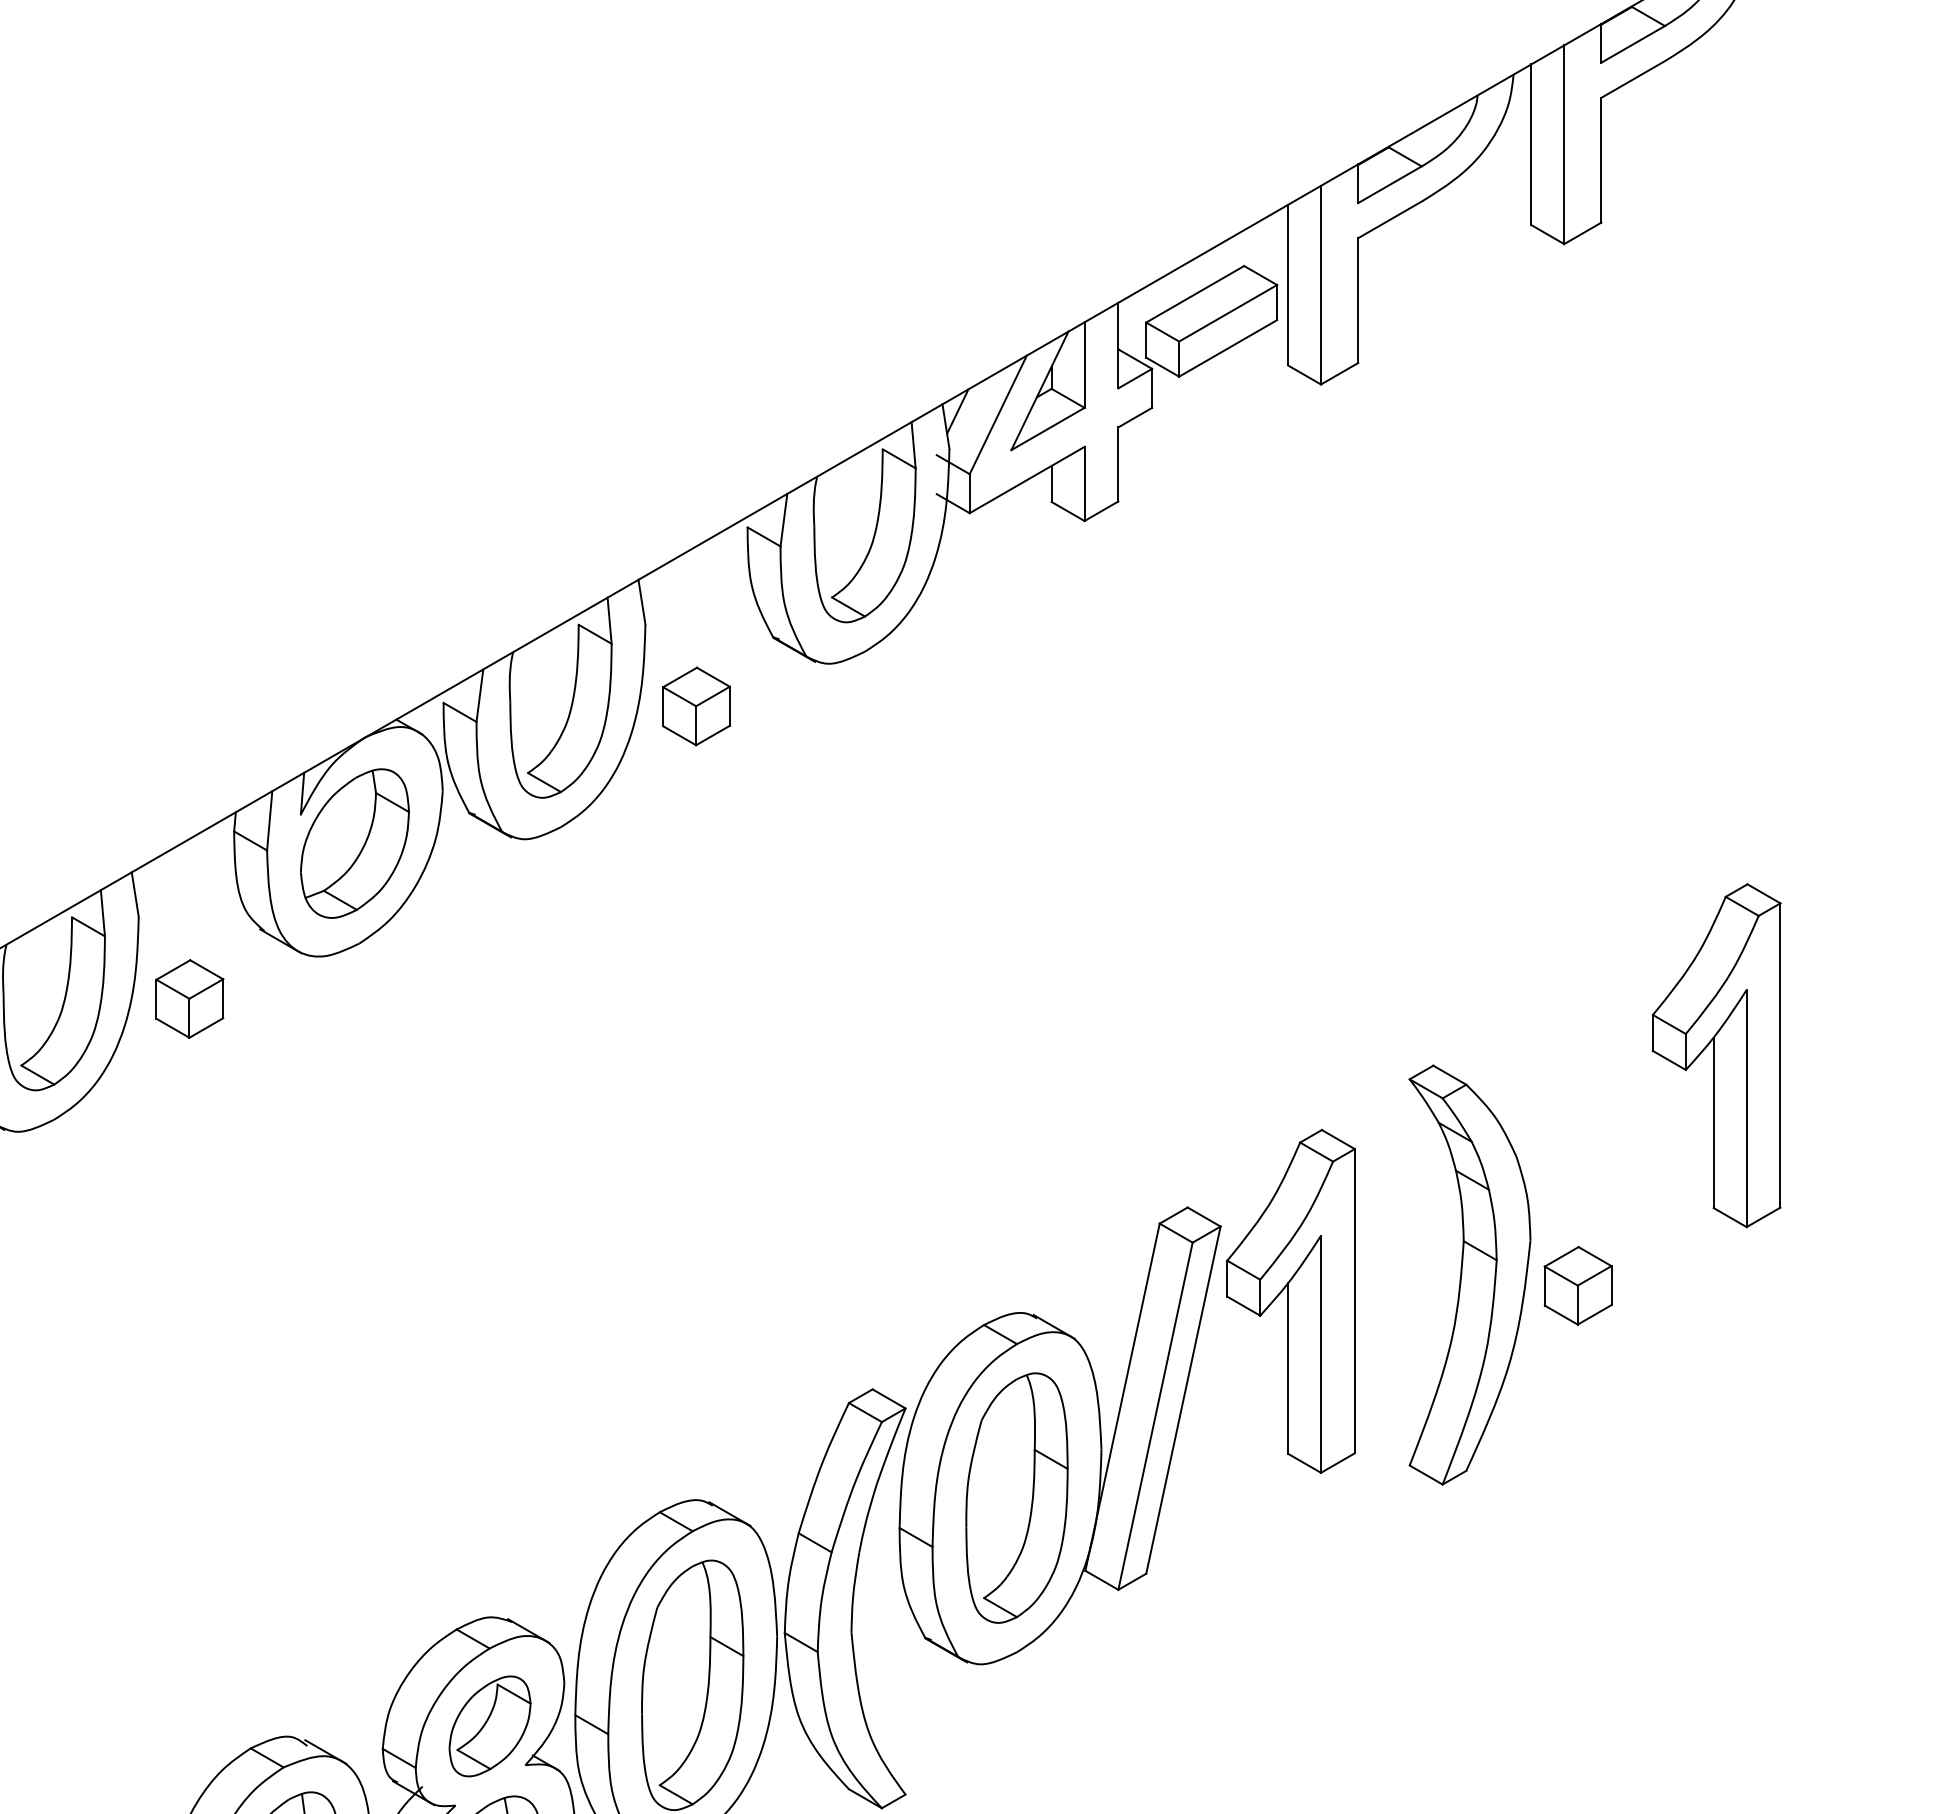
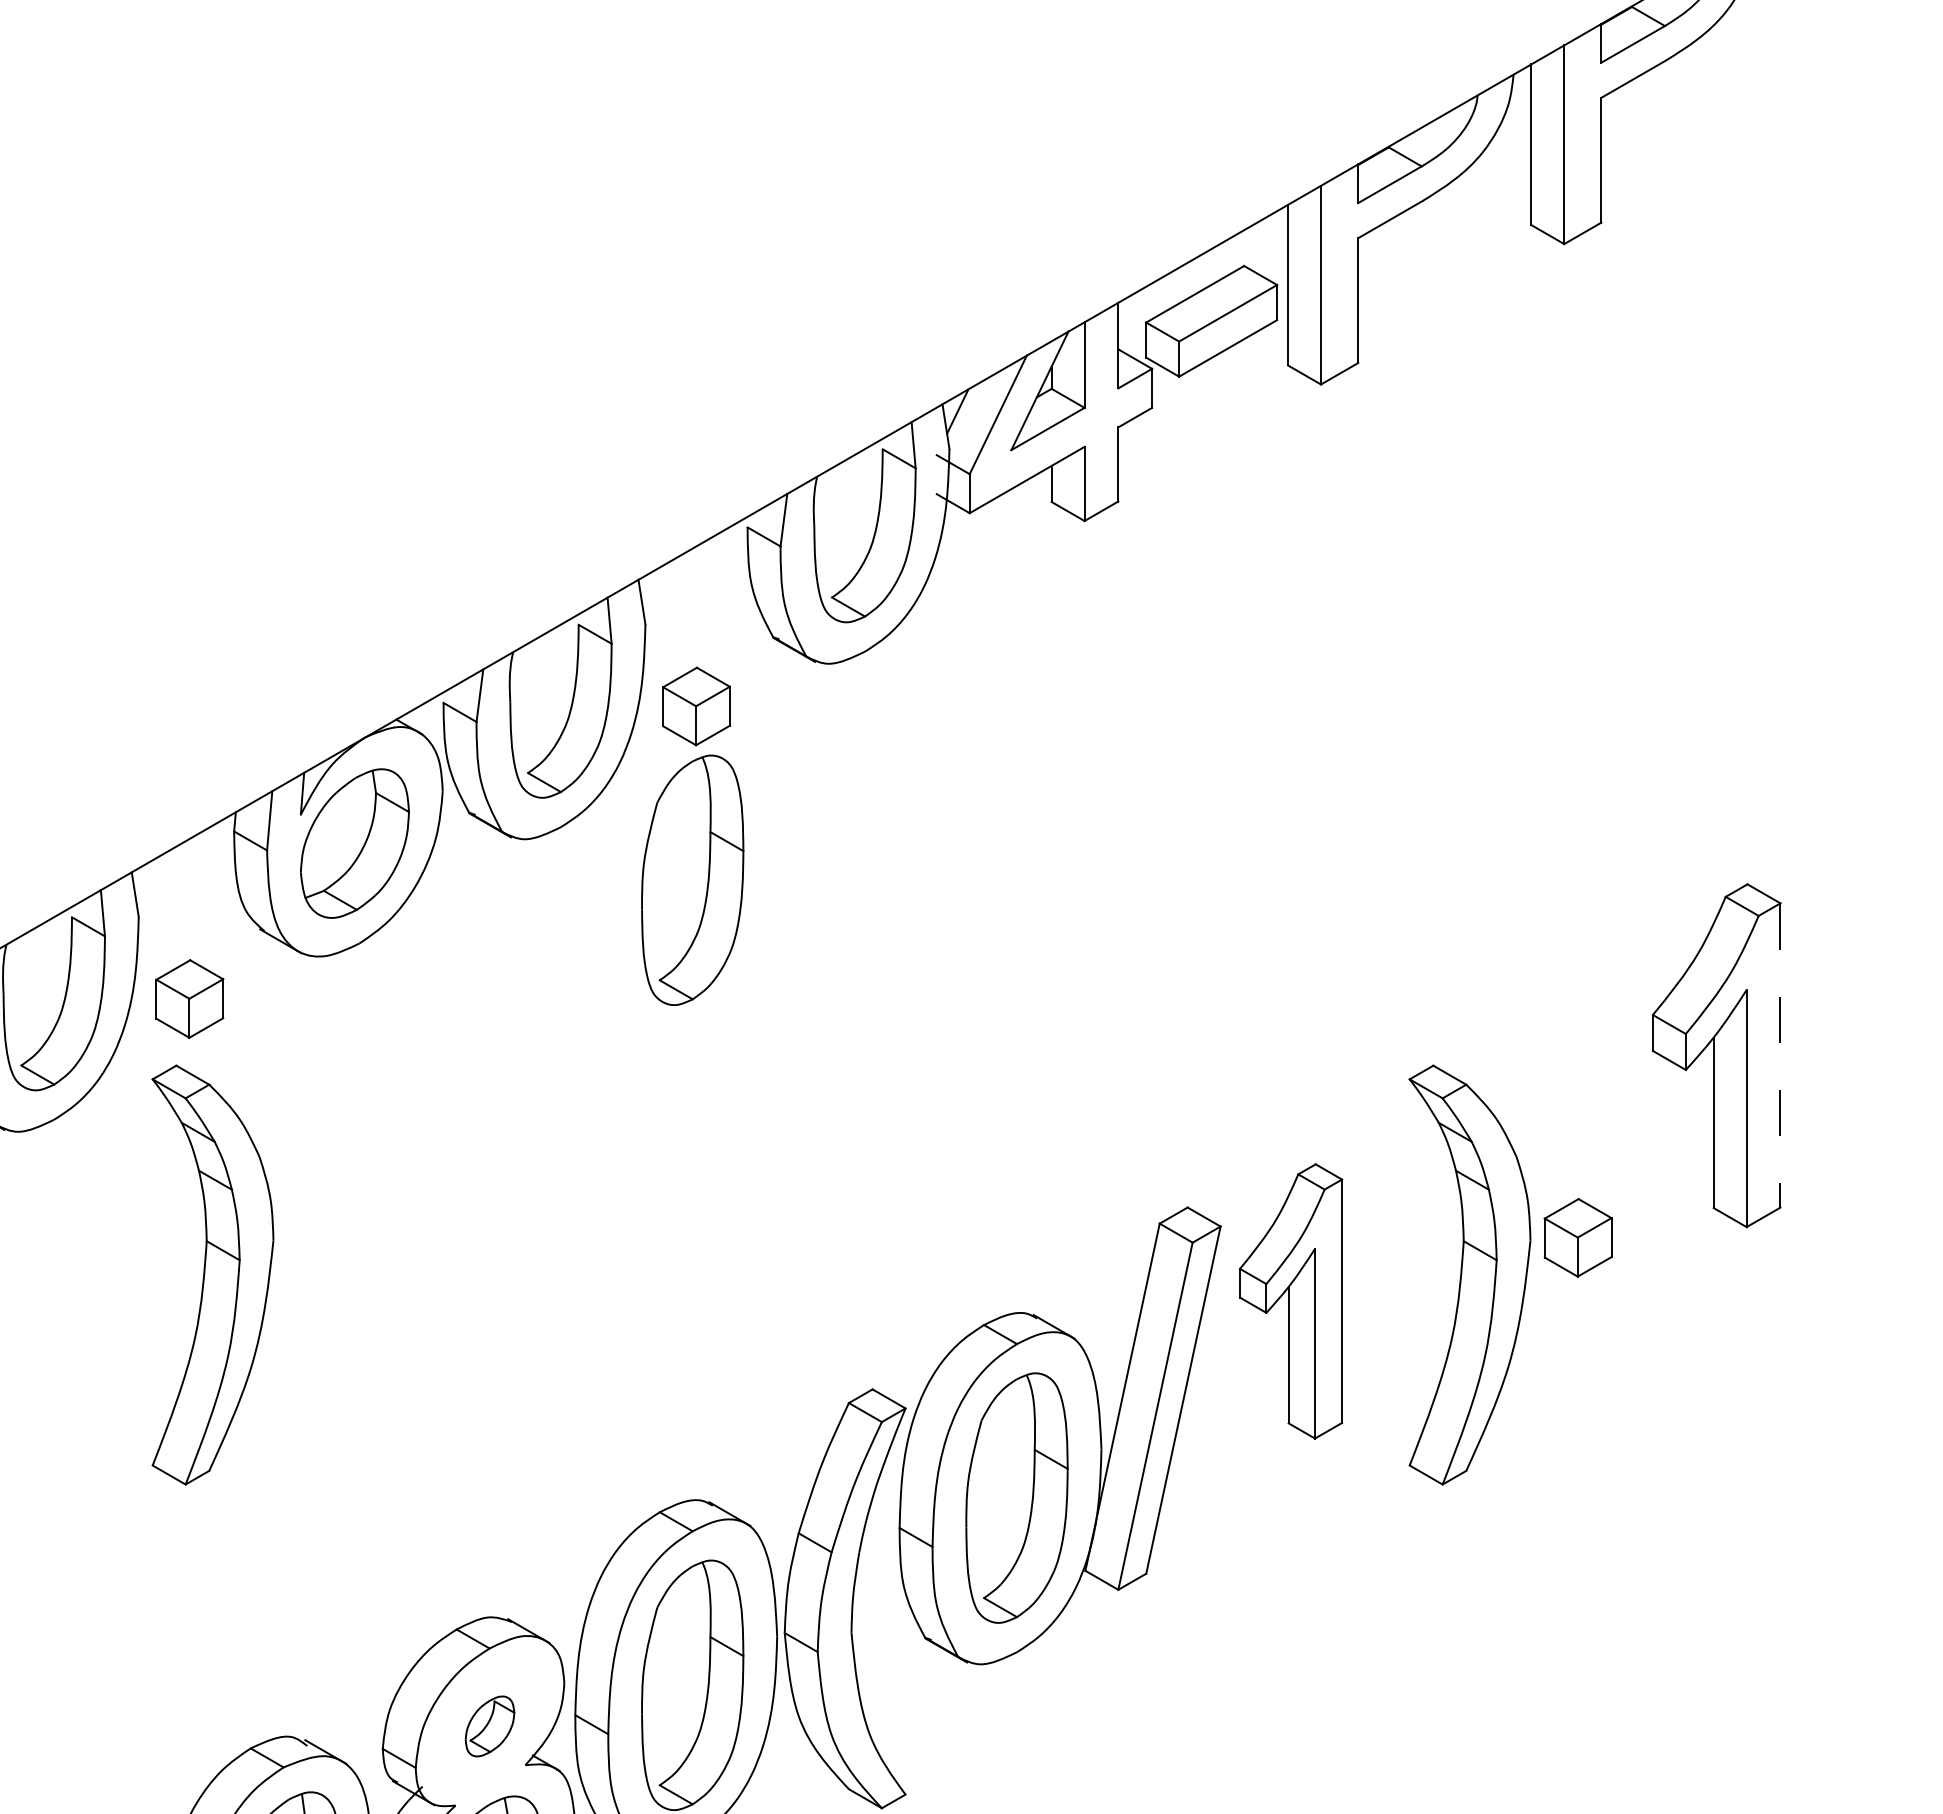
part: none -> present (692, 879)
line: solid -> dashed (1780, 1055)
part: none -> present (212, 1274)
part position: (1577, 1285) -> (1577, 1237) (1577, 1237)
part size: 130x345 px -> 105x277 px (1291, 1301)
part size: 84x103 px -> 52x63 px (489, 1726)
